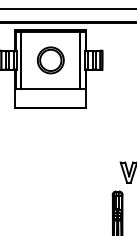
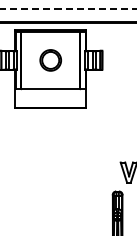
line: solid -> dashed (68, 8)
part size: 29x29 px -> 23x23 px (50, 60)
